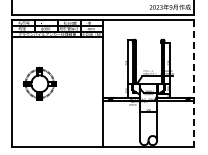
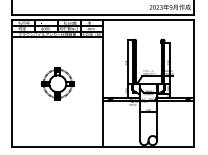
part position: (39, 83) -> (57, 83) (57, 83)
line: dashed -> solid (193, 83)
